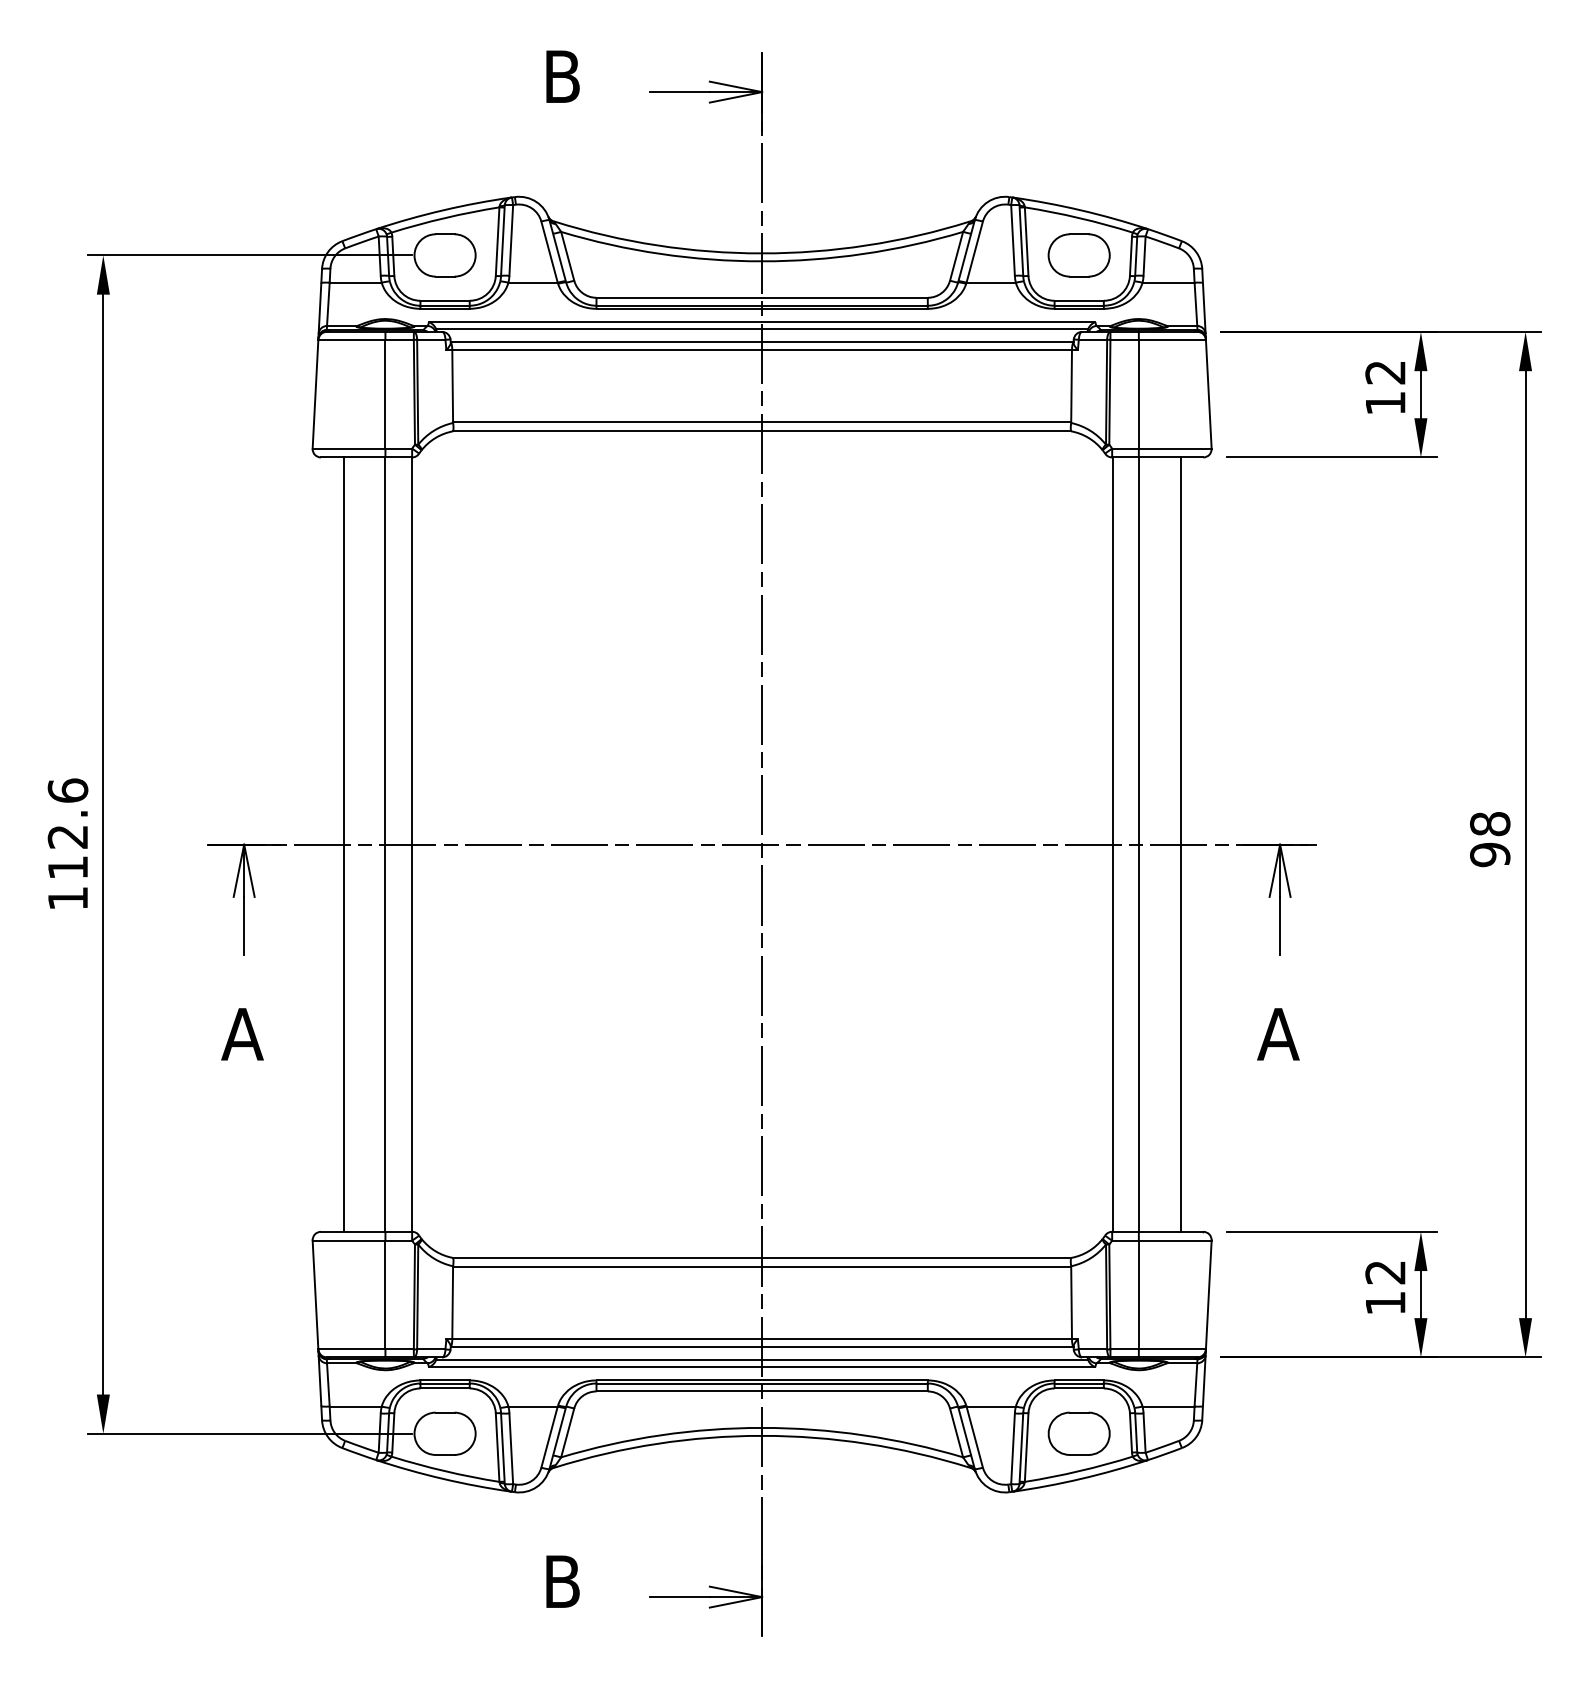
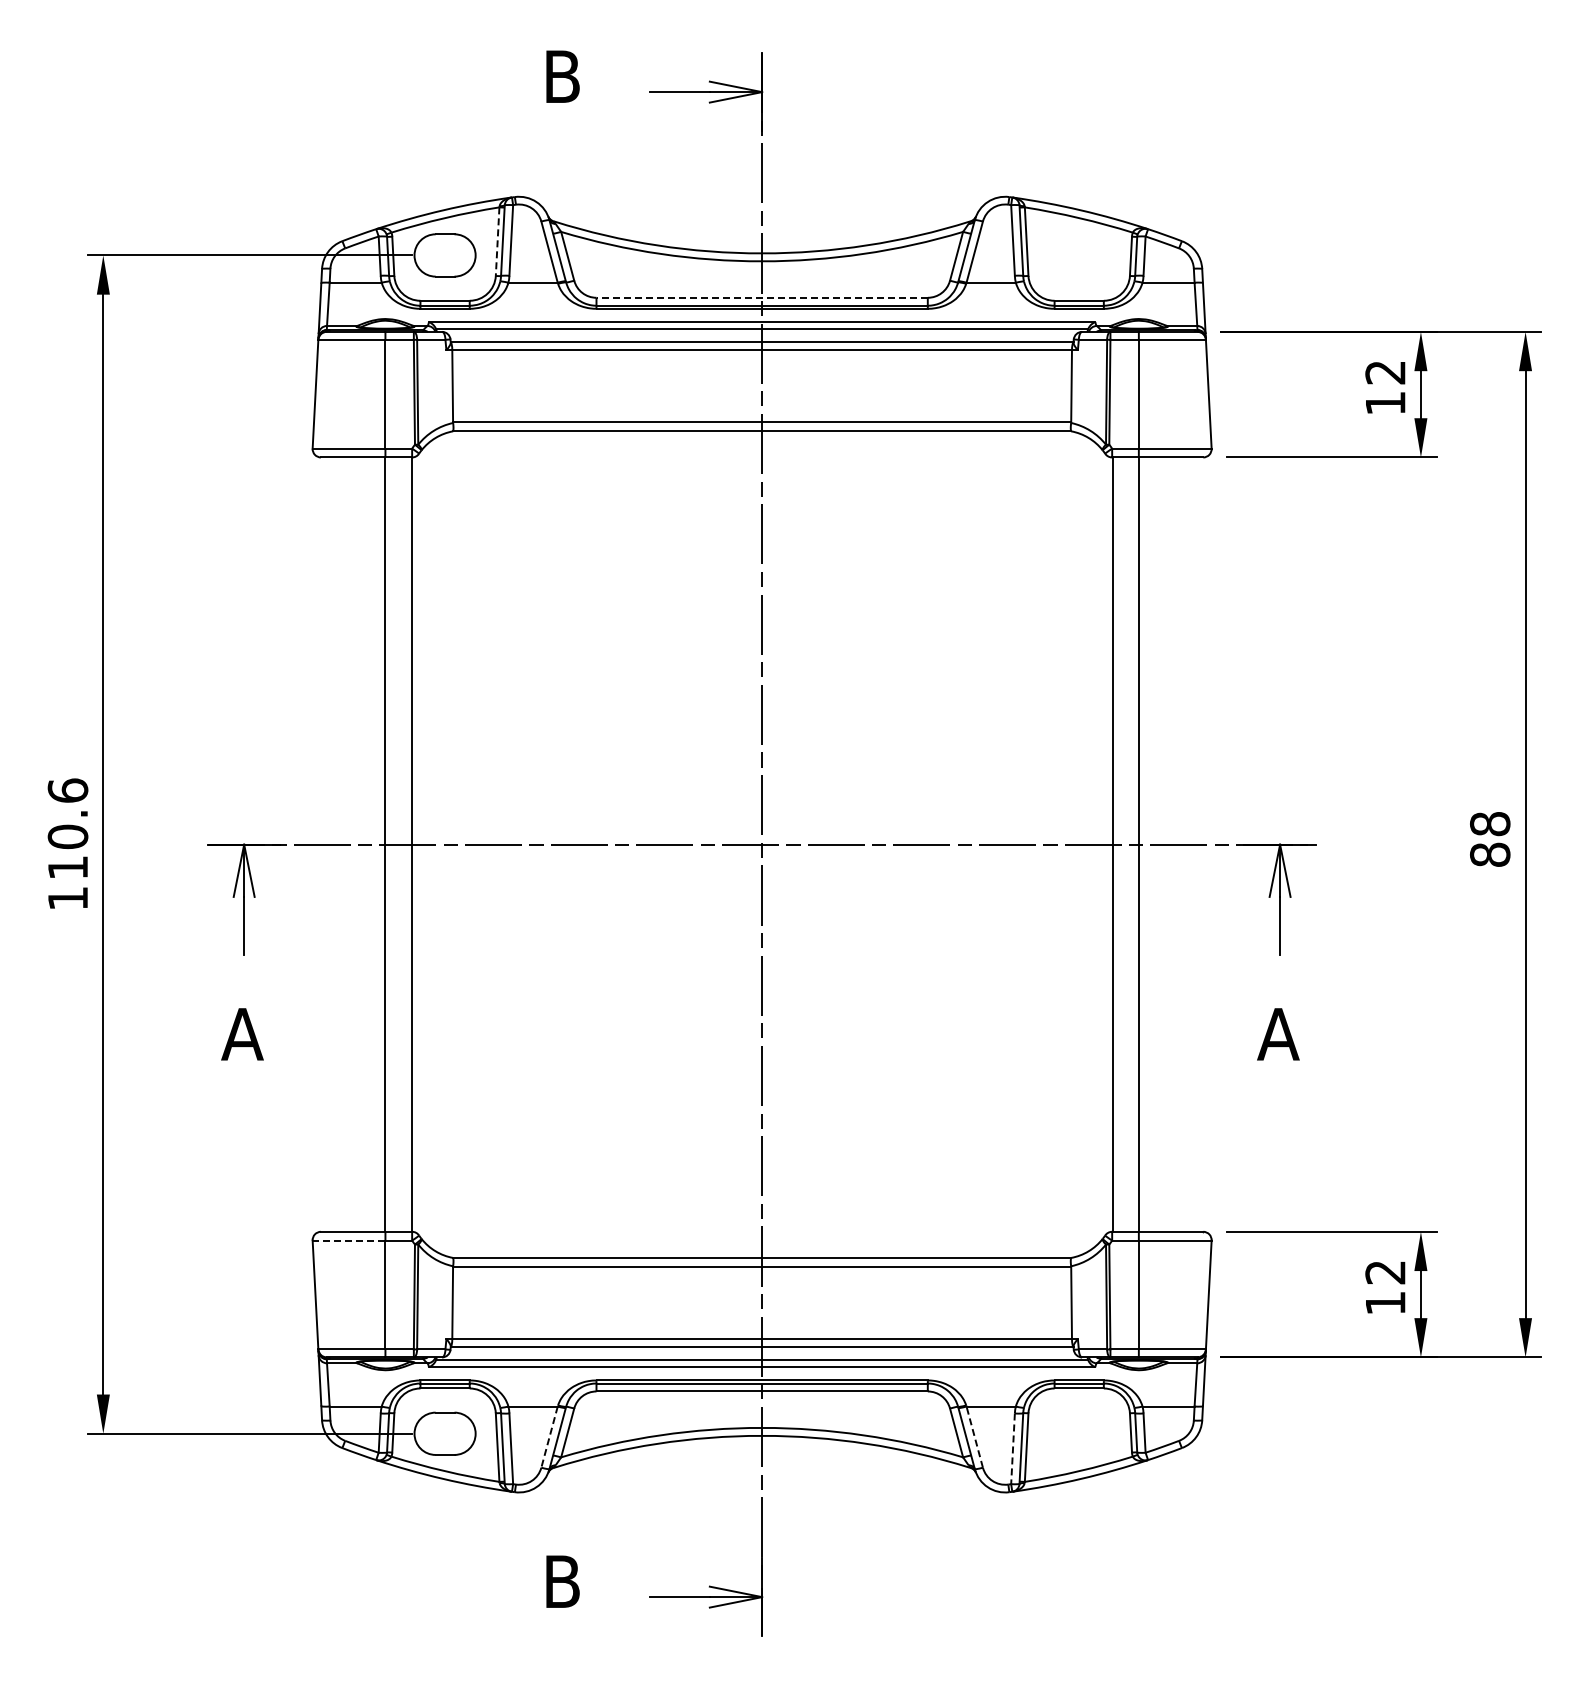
line: solid -> dashed (497, 242)
part: present -> none (1078, 255)
line: solid -> dashed (762, 297)
text: 112.6 -> 110.6 (67, 836)
line: present -> none (343, 844)
line: present -> none (1180, 844)
text: 98 -> 88 (1490, 854)
line: solid -> dashed (348, 1240)
part: present -> none (1078, 1433)
line: solid -> dashed (549, 1437)
line: solid -> dashed (974, 1437)
line: solid -> dashed (1013, 1449)
